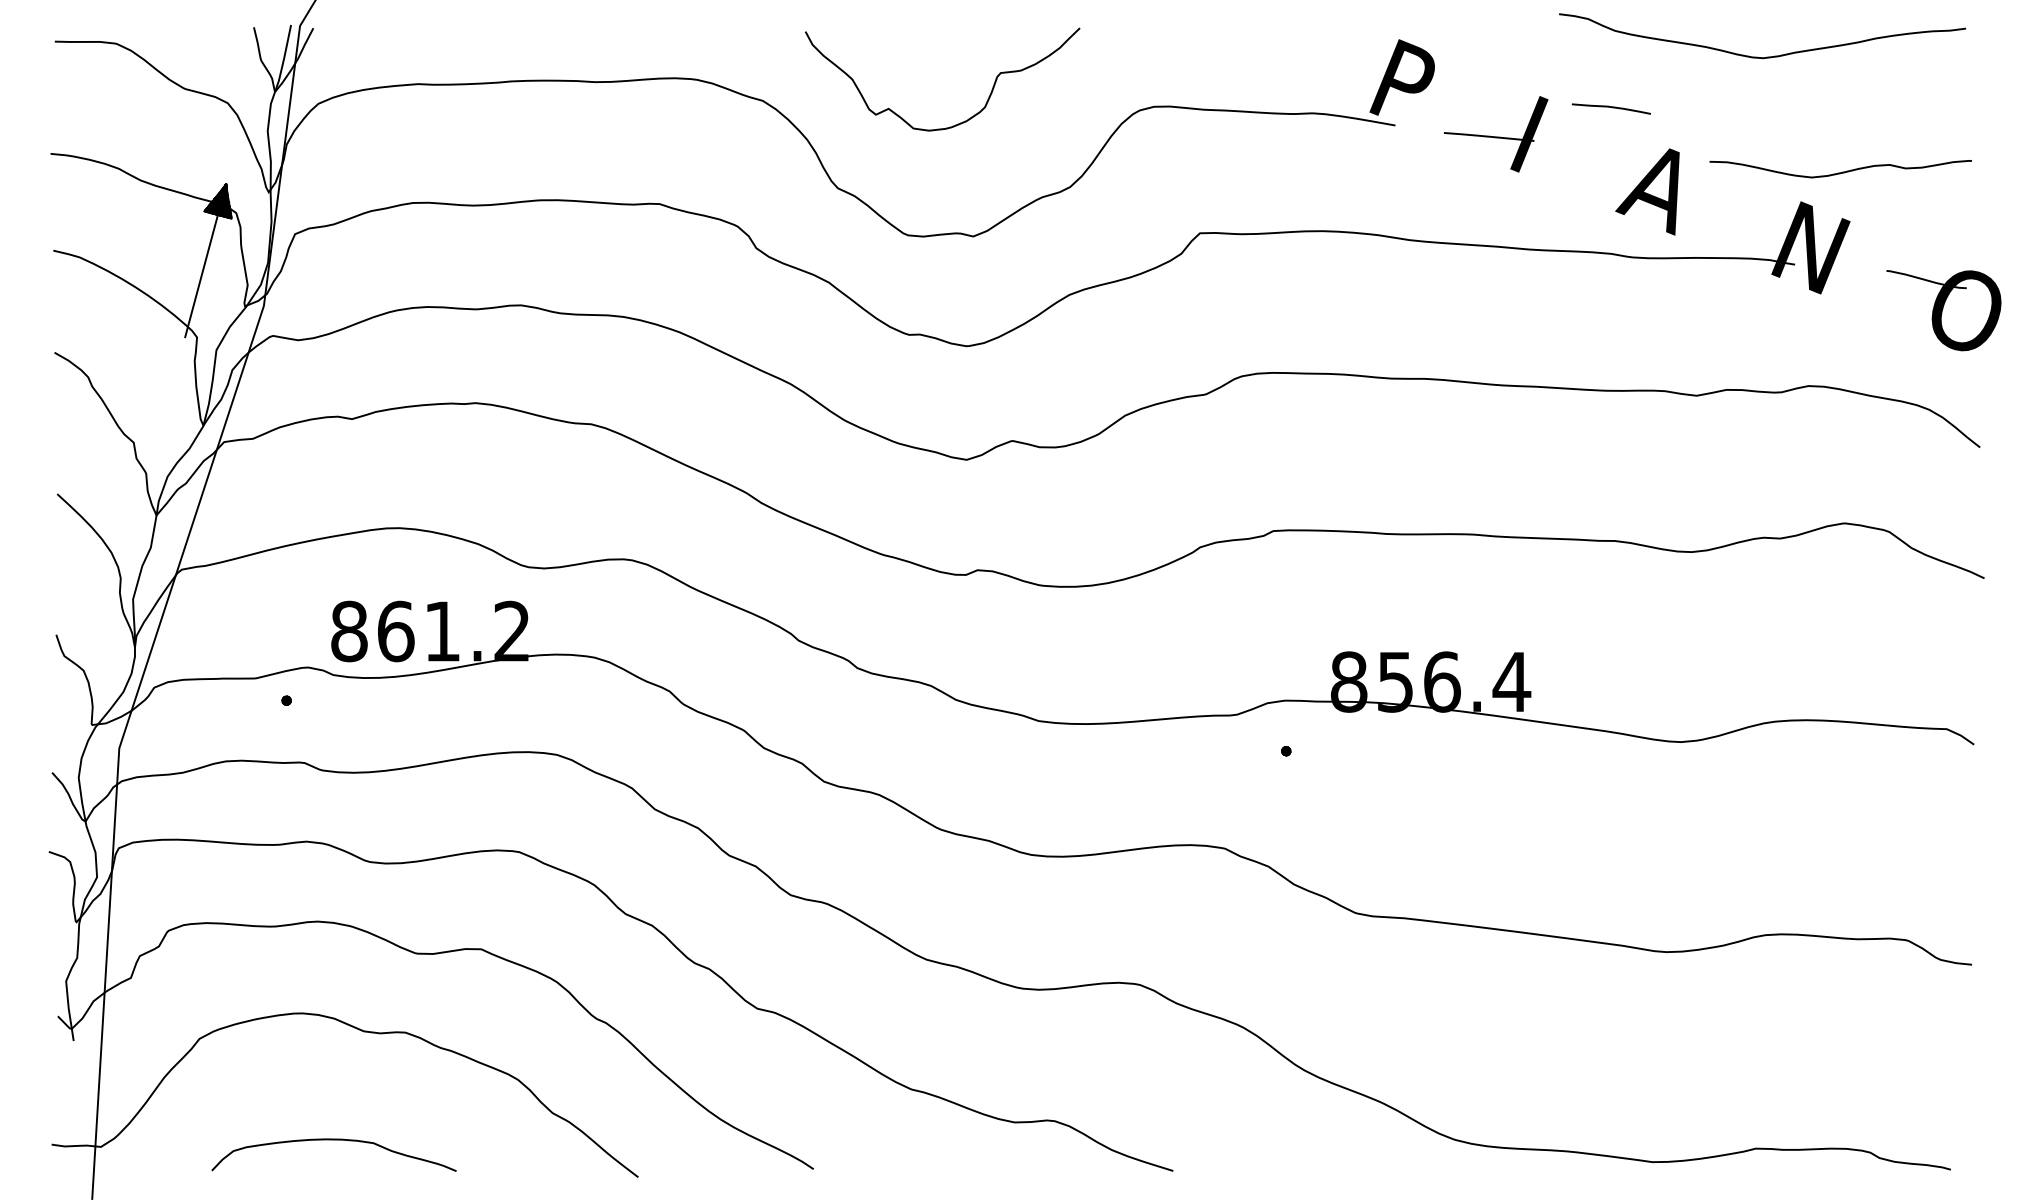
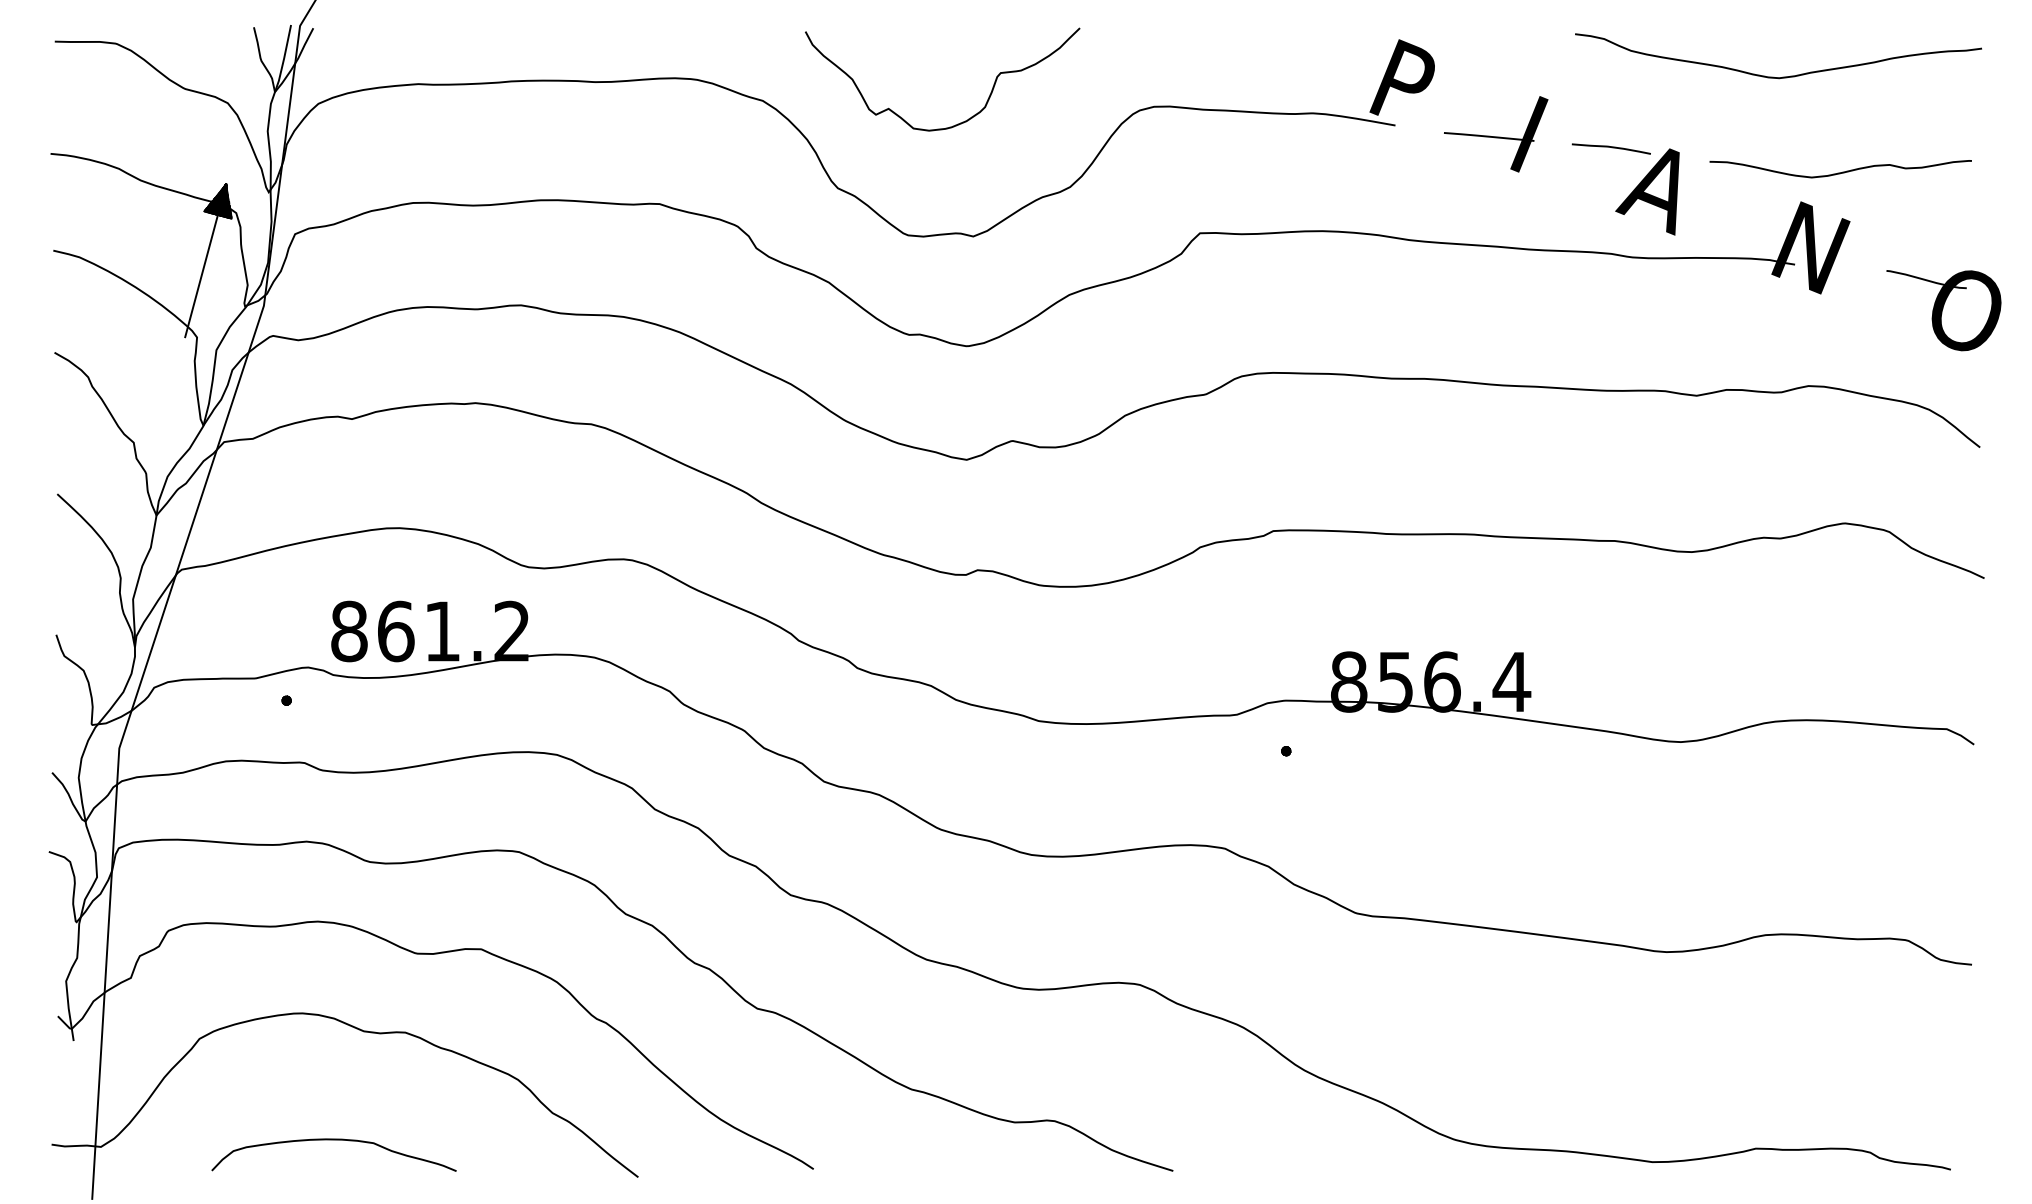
curve position: (1766, 56) -> (1782, 76) (1782, 76)
curve position: (1610, 107) -> (1610, 147) (1610, 147)
